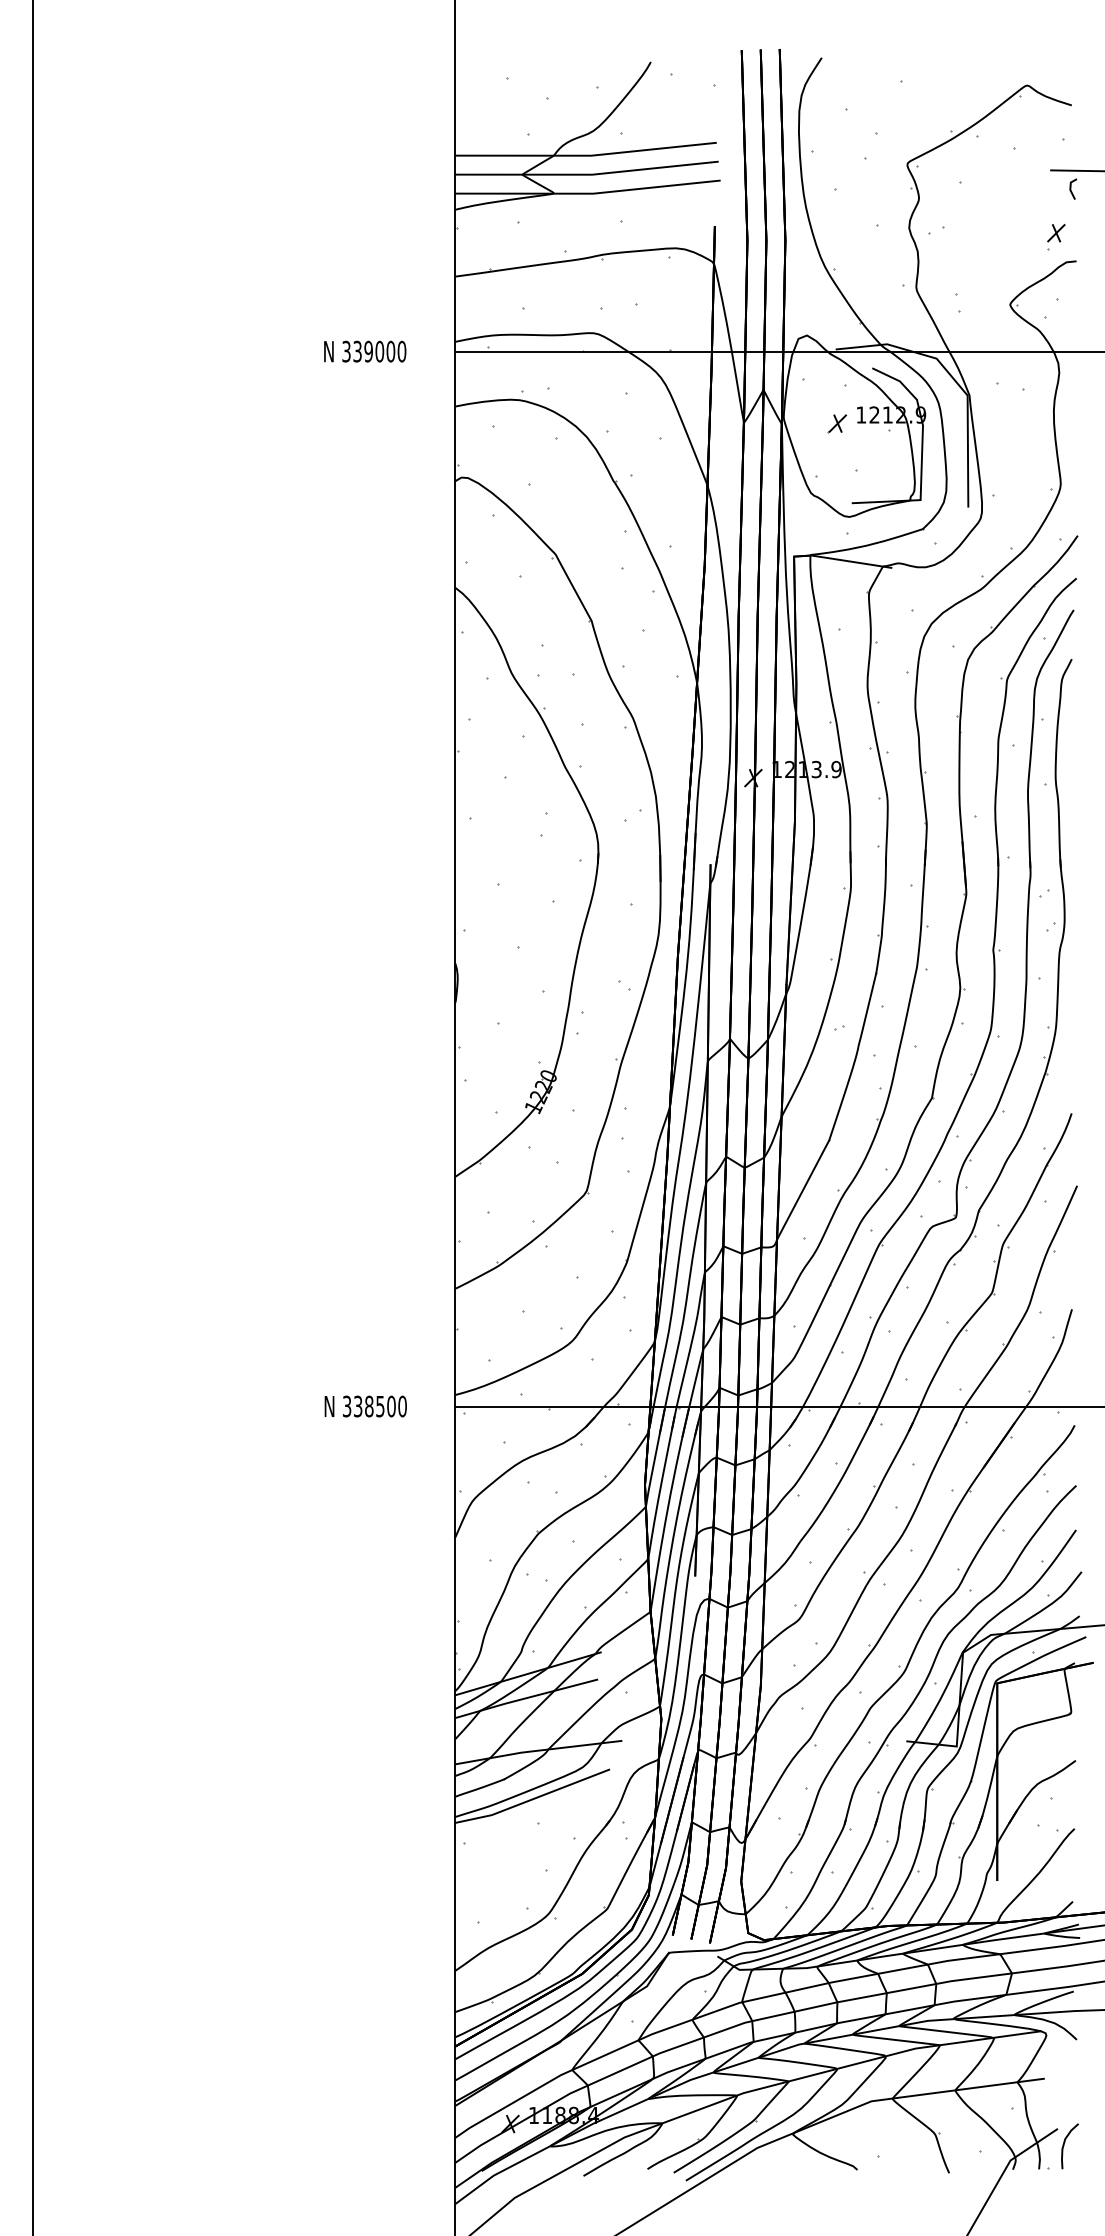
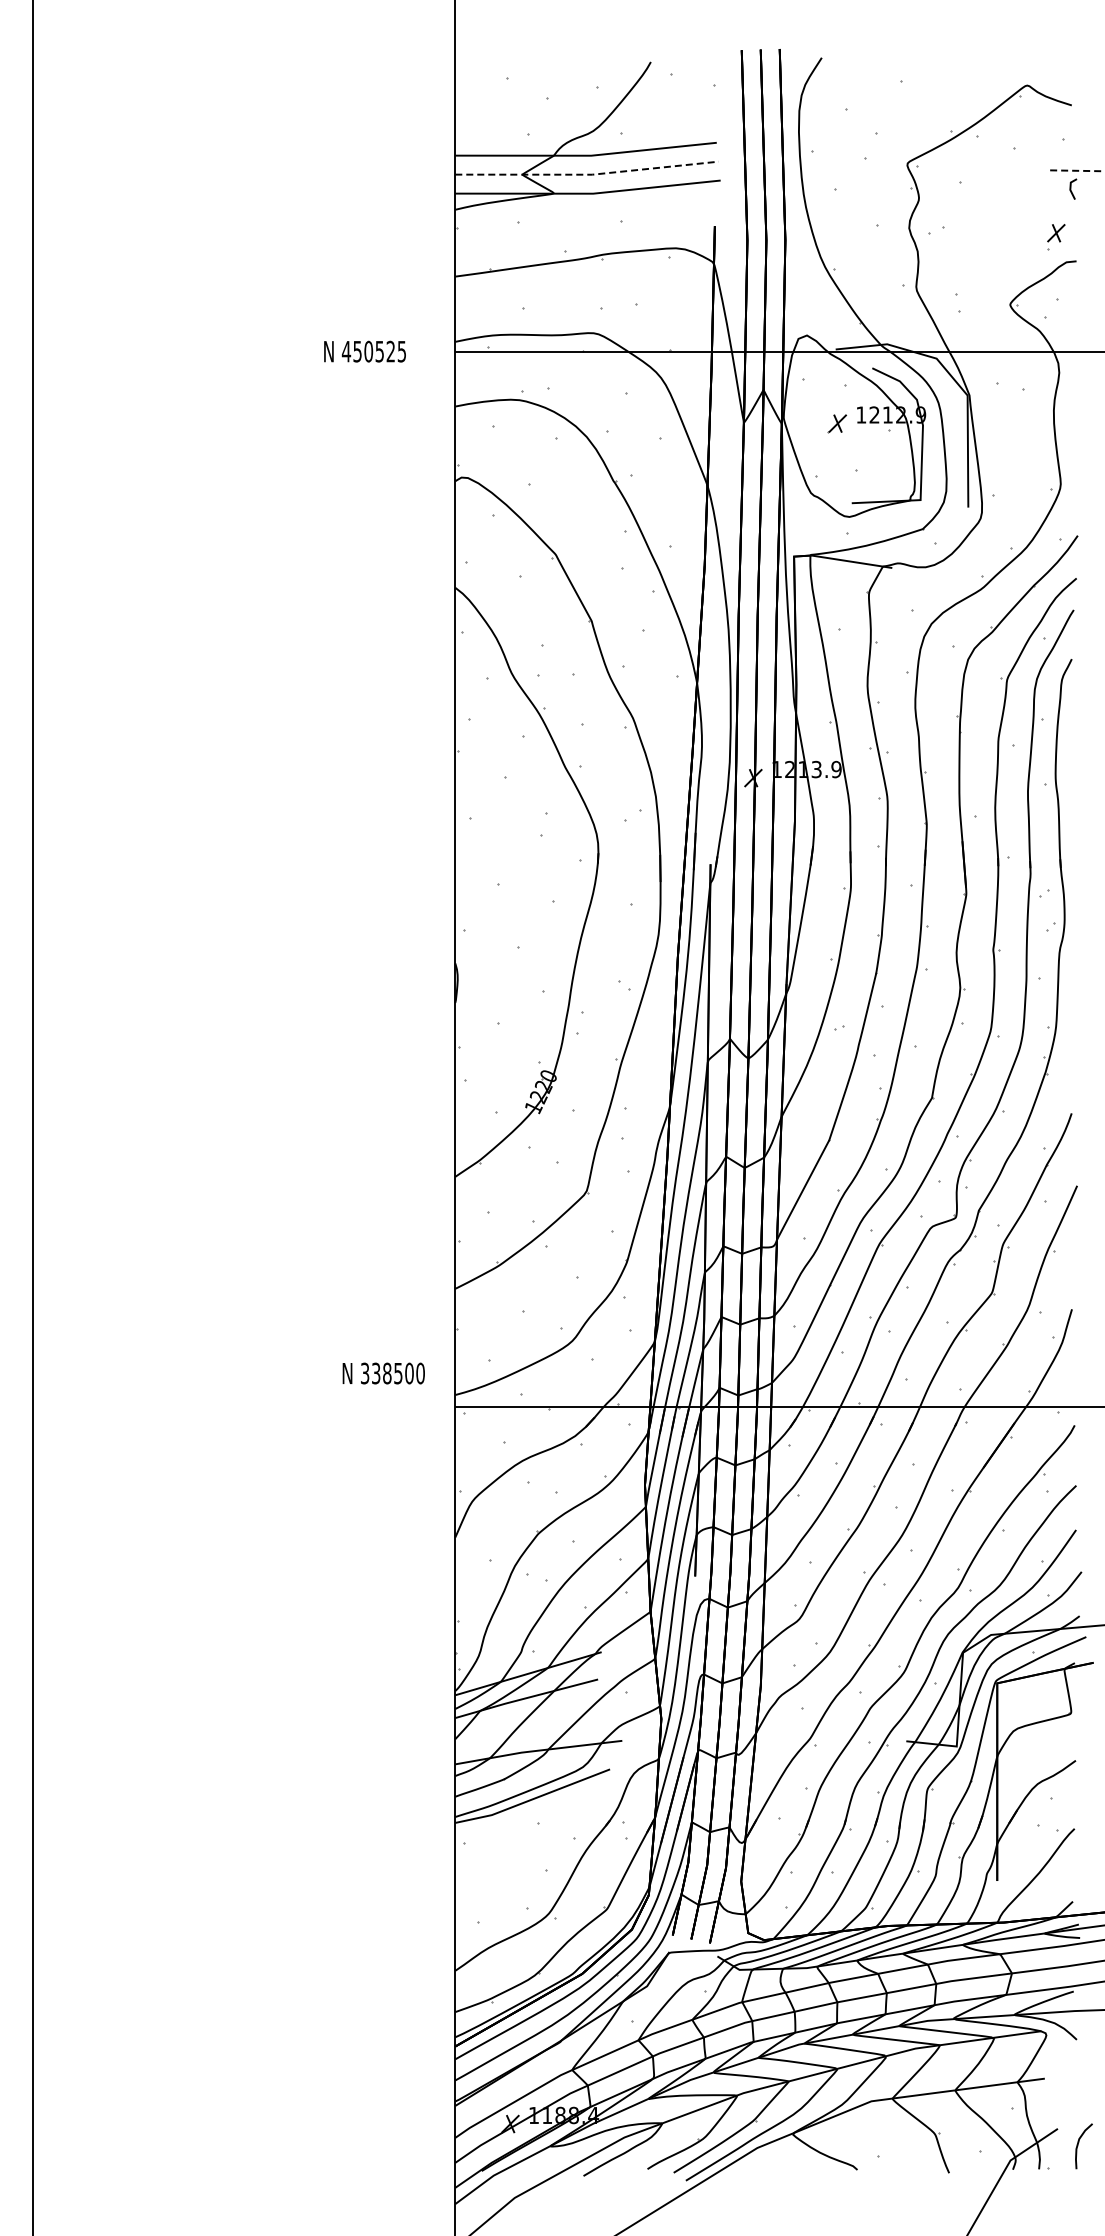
line: solid -> dashed (1078, 170)
line: solid -> dashed (588, 174)
text: 339000 -> 450525 (373, 351)
text position: (365, 1406) -> (383, 1373) (383, 1373)
curve position: (1064, 2146) -> (1078, 2146) (1078, 2146)
